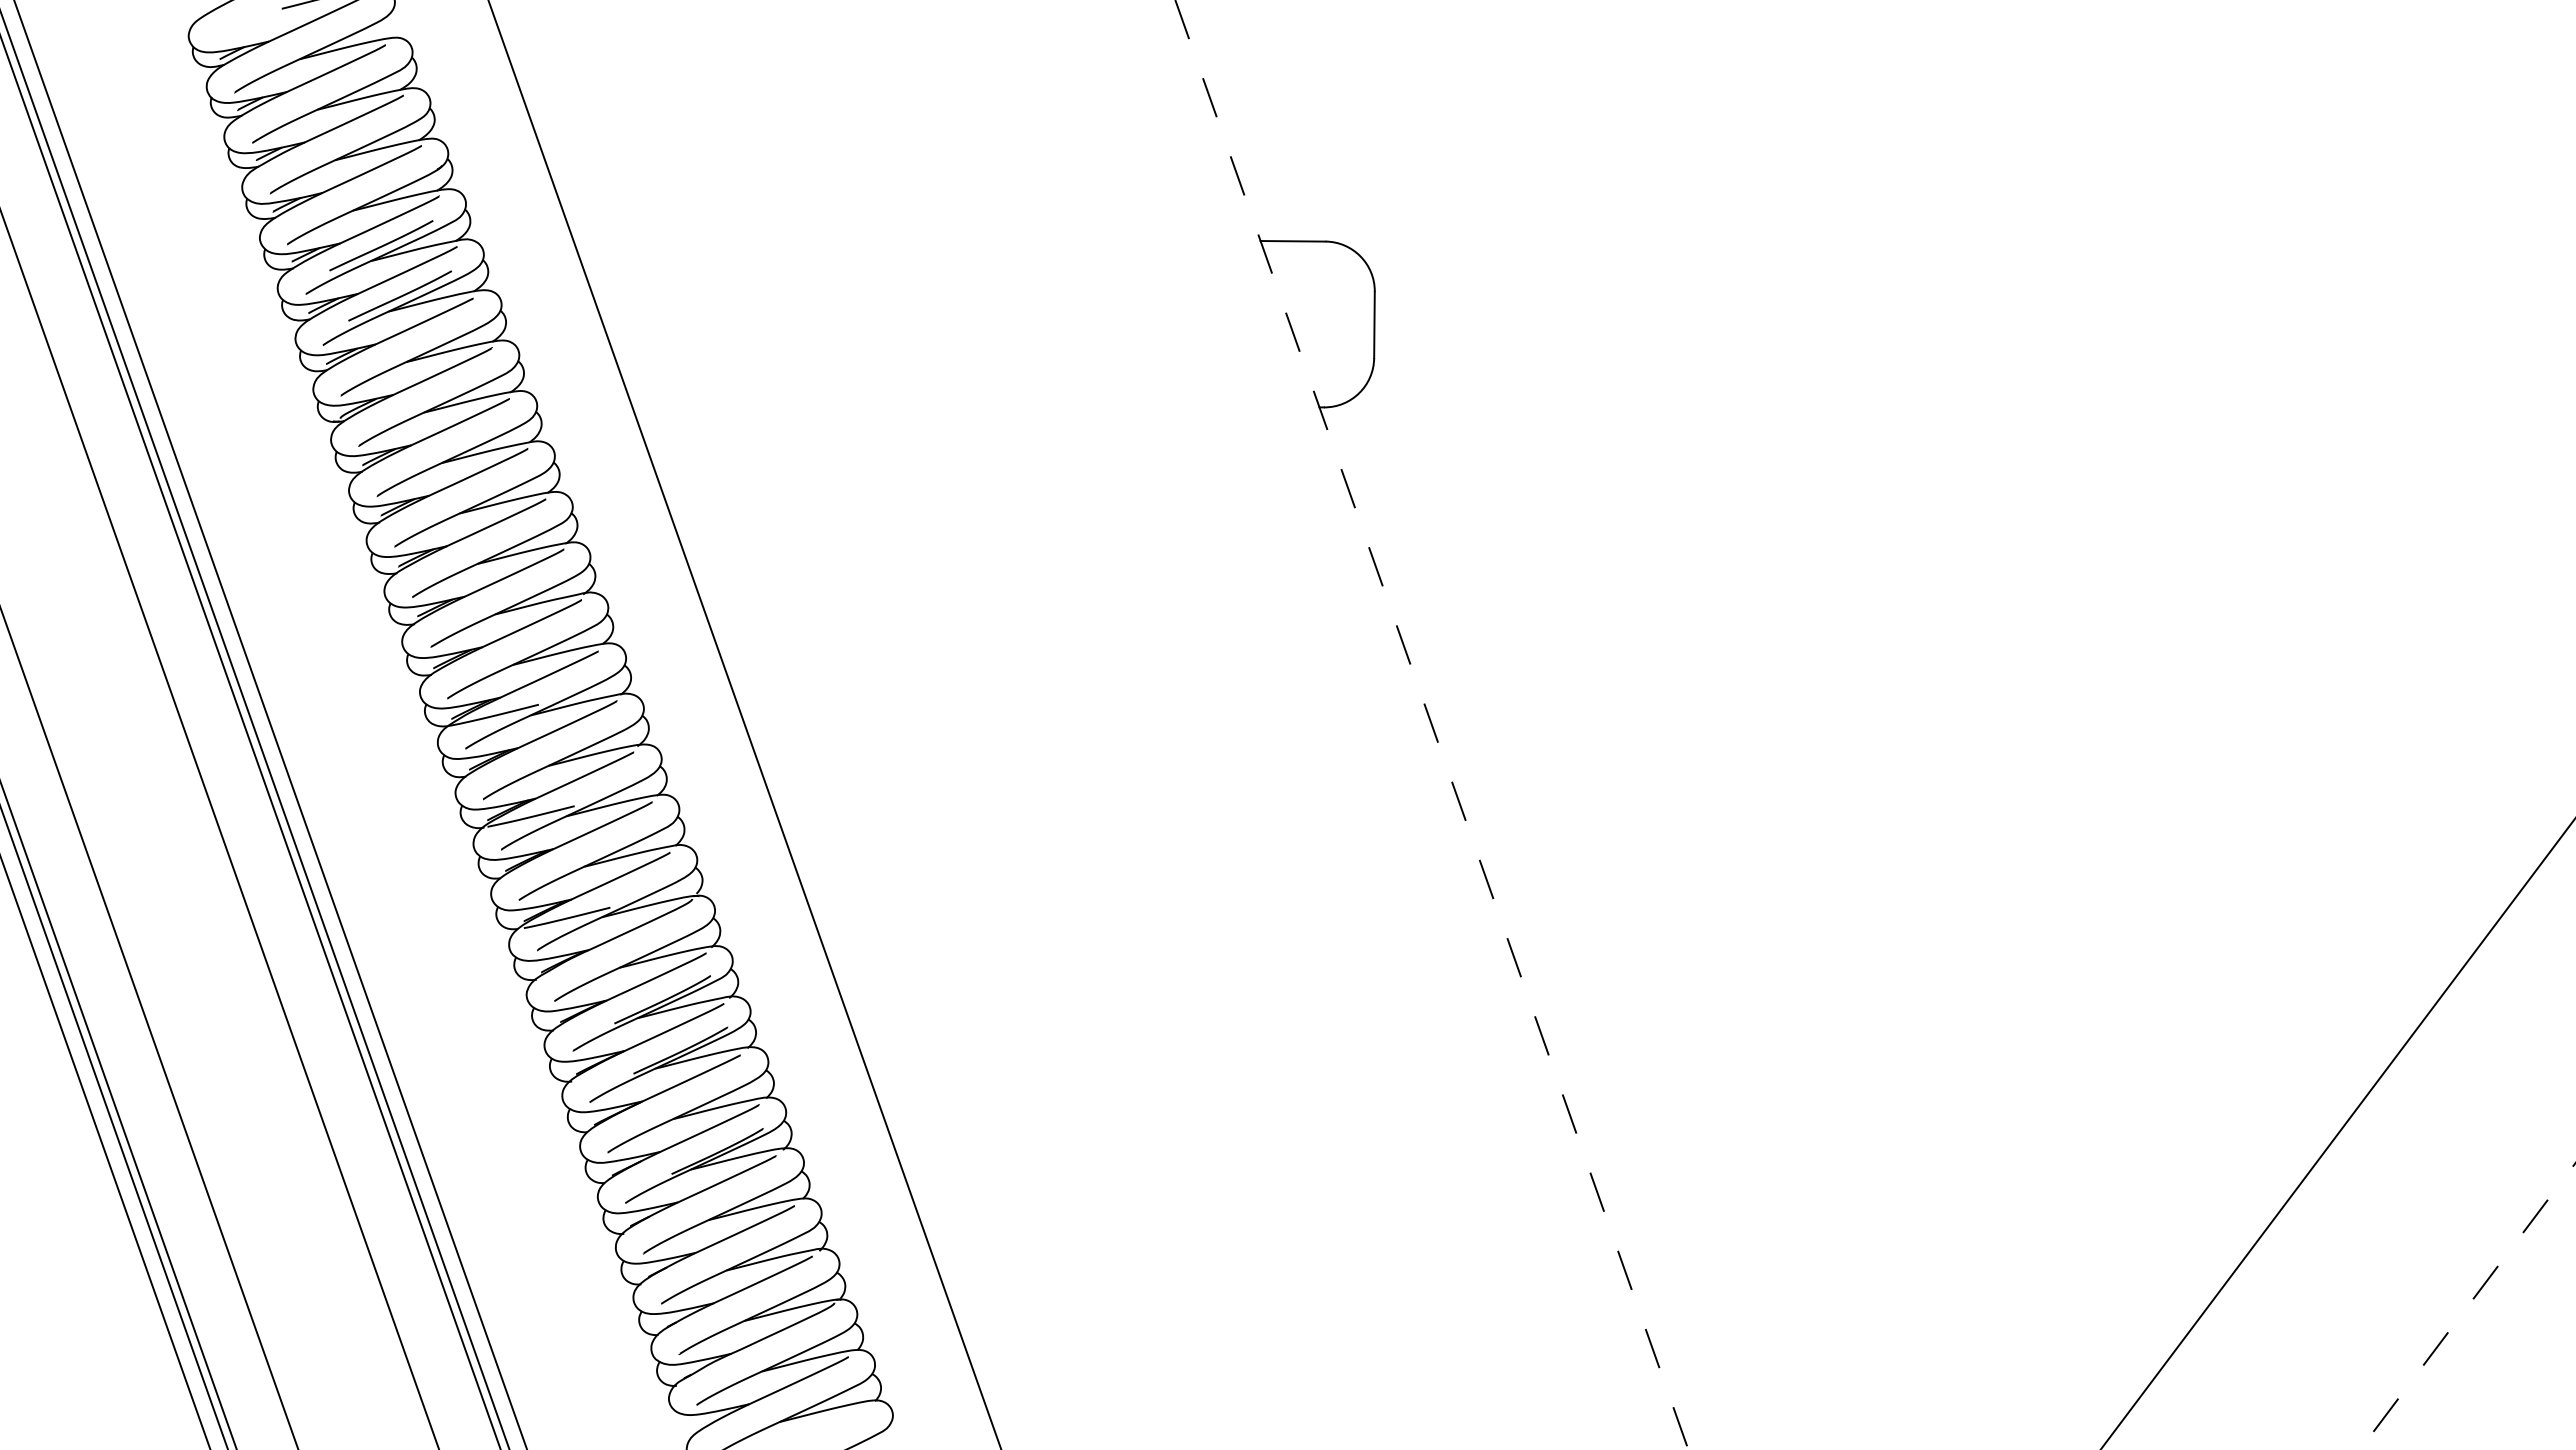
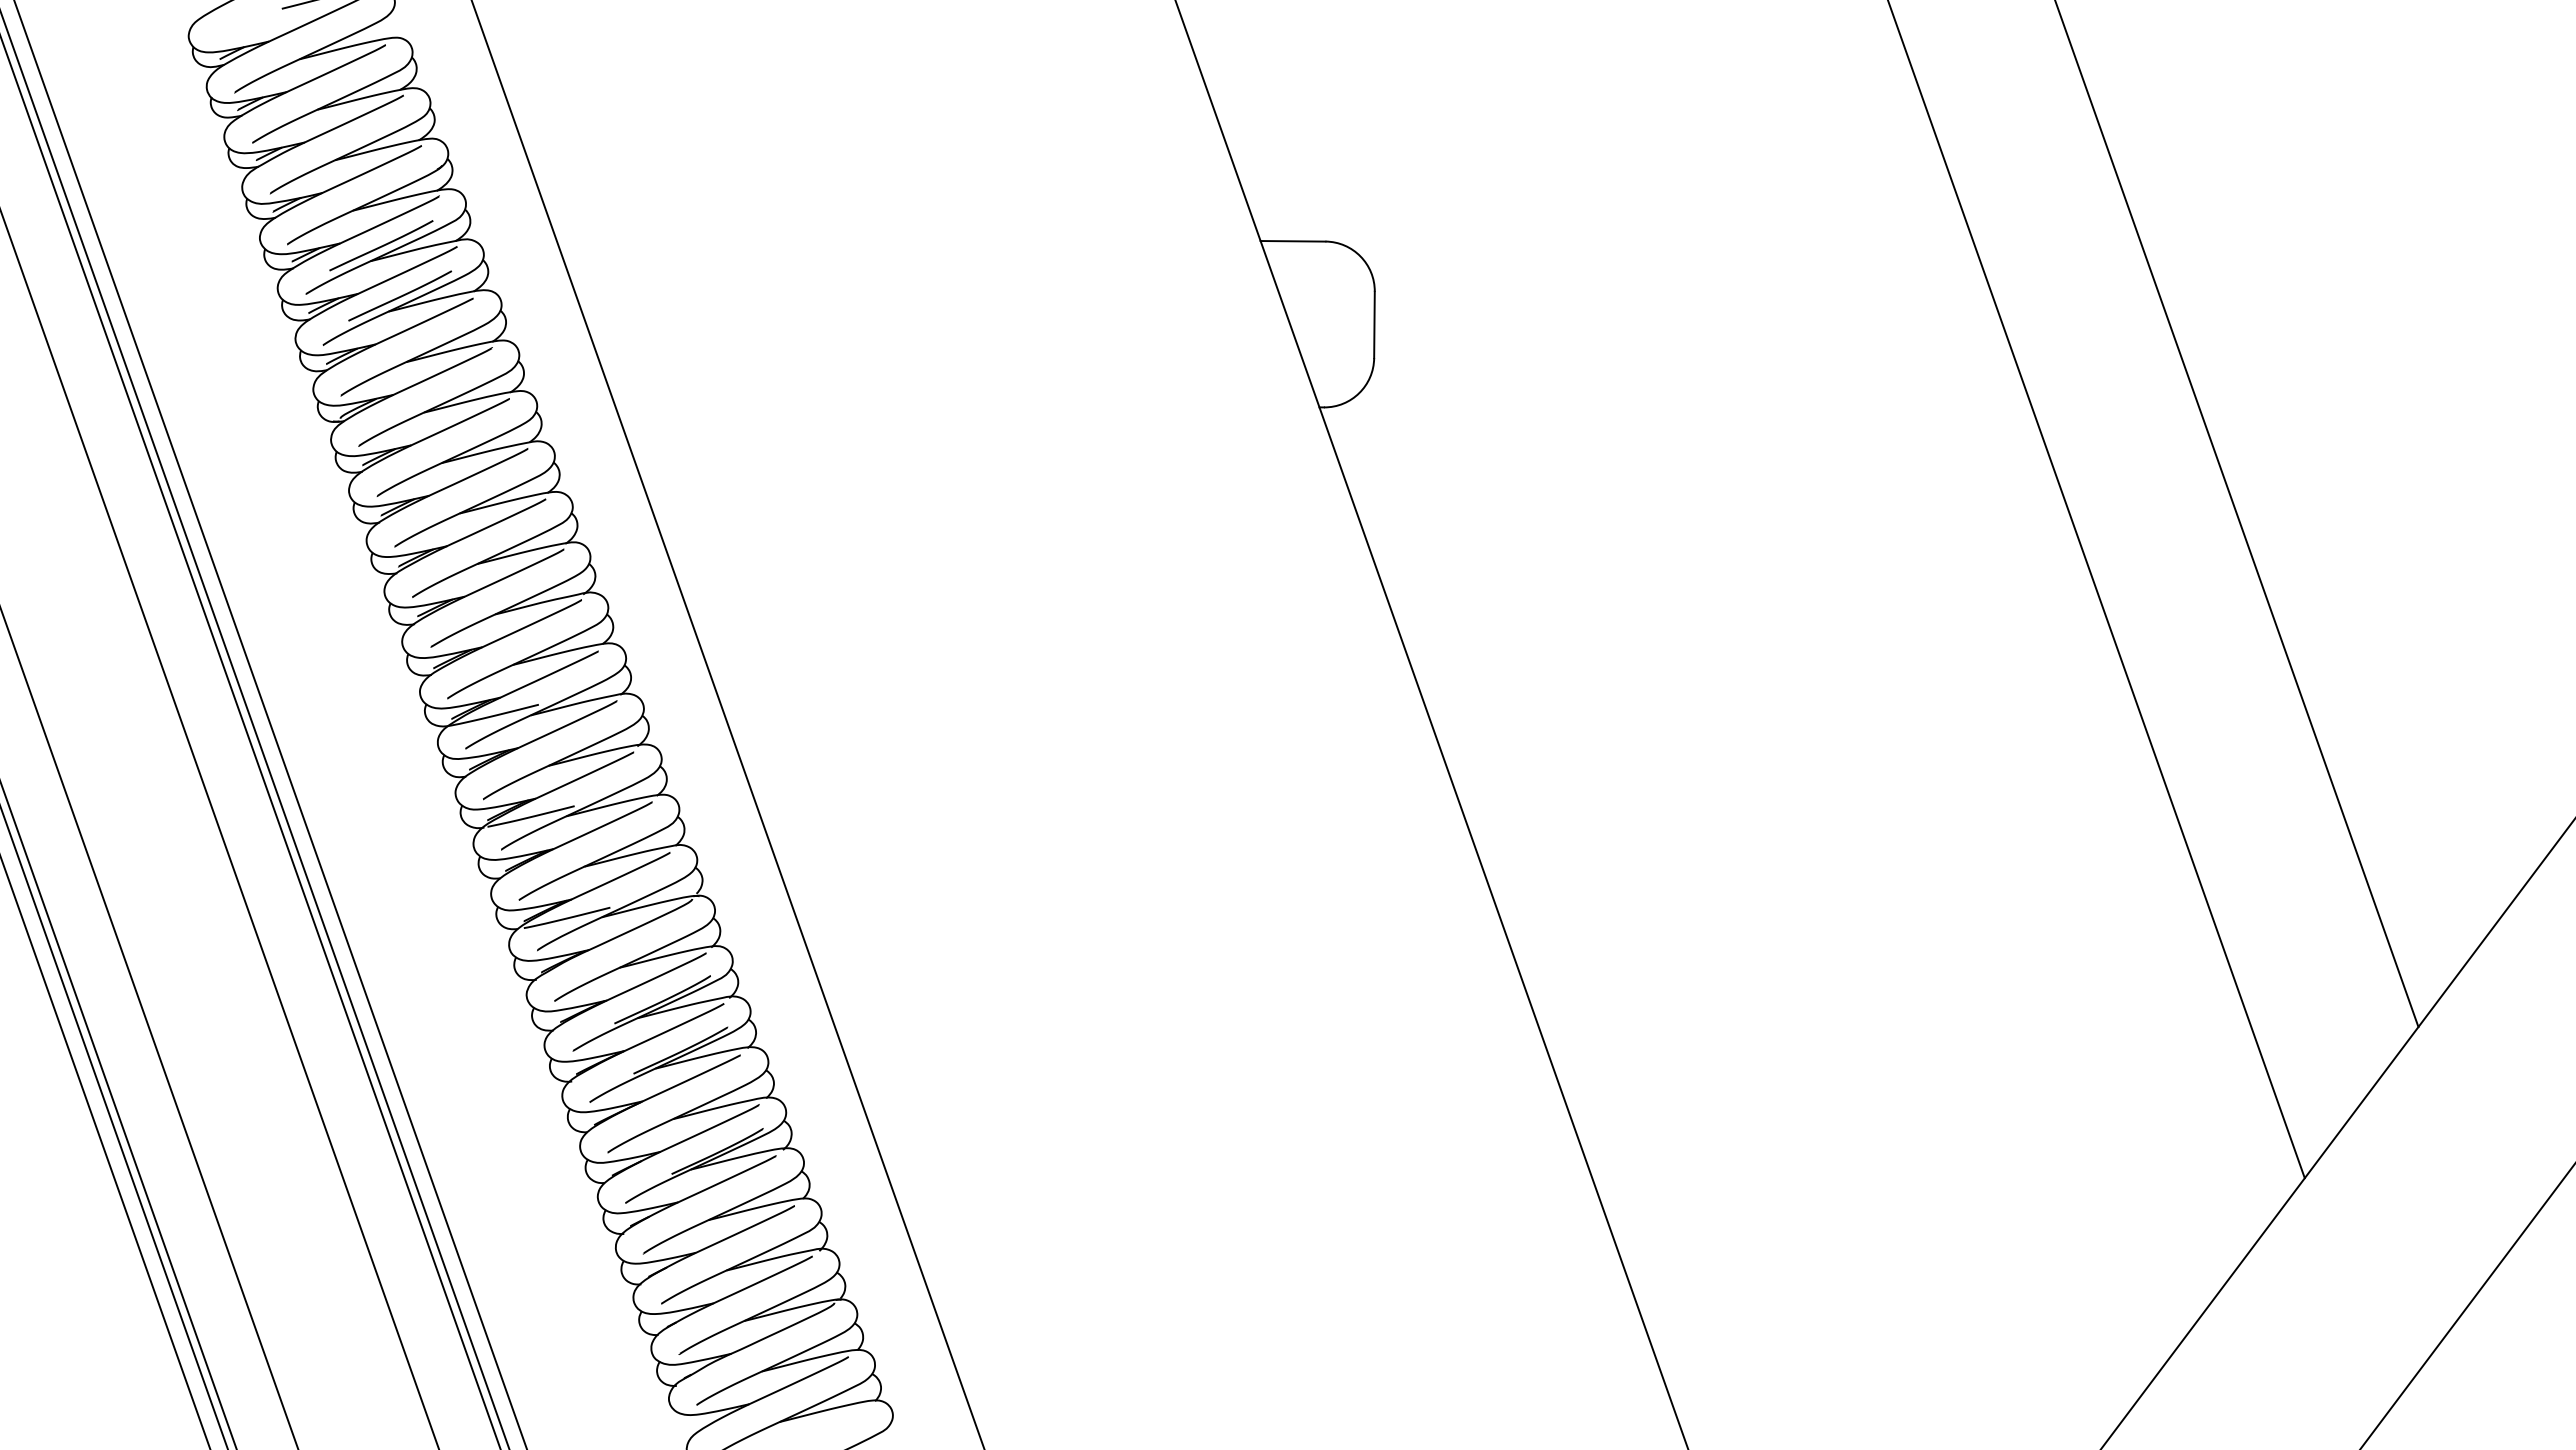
line: none -> present (2237, 514)
line: none -> present (2096, 590)
line position: (744, 724) -> (727, 724) (727, 724)
line: dashed -> solid (1432, 725)
line: dashed -> solid (2467, 1306)
